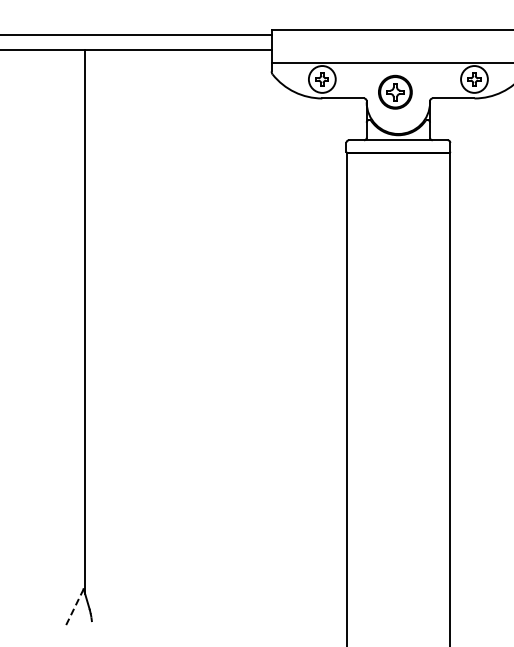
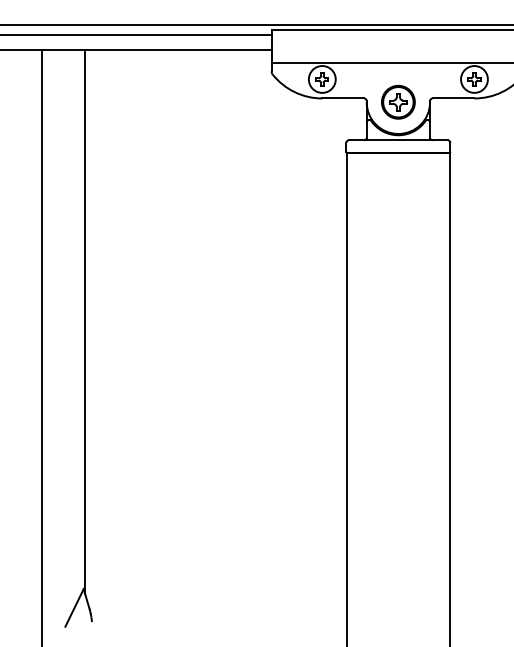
line: none -> present (256, 24)
part position: (395, 91) -> (398, 101) (398, 101)
line: none -> present (42, 346)
line: dashed -> solid (74, 607)
